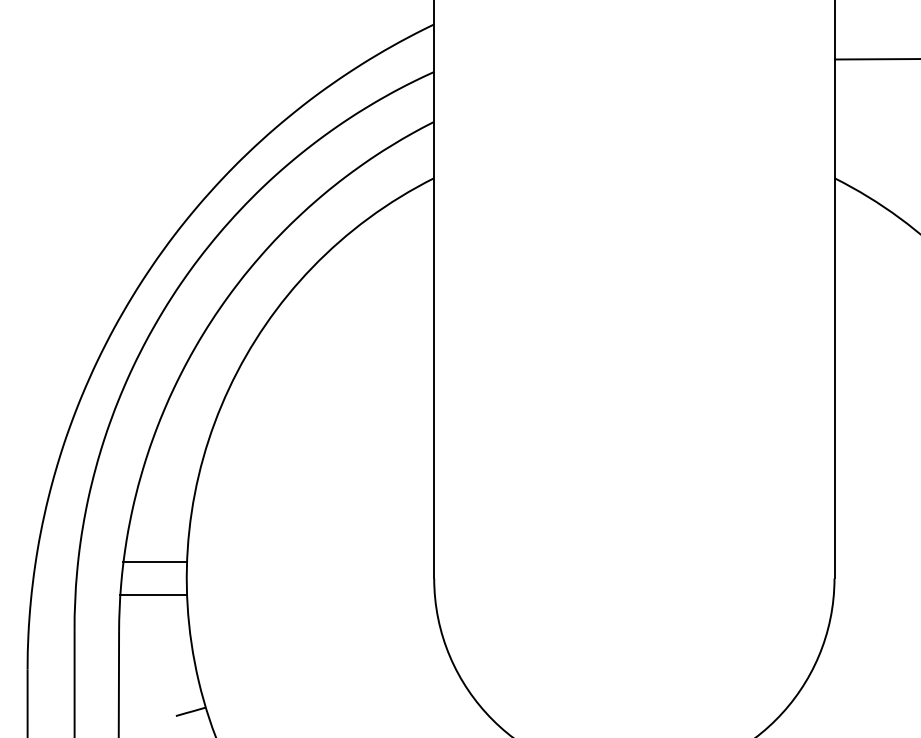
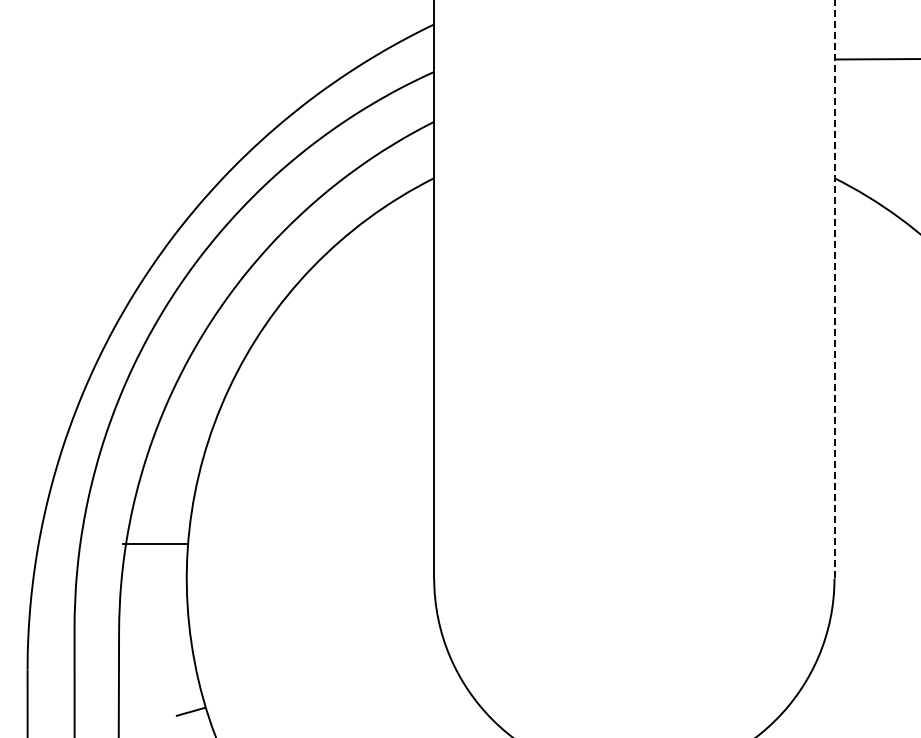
line: solid -> dashed (834, 289)
line position: (155, 562) -> (155, 544) (155, 544)
line: present -> none (153, 595)
